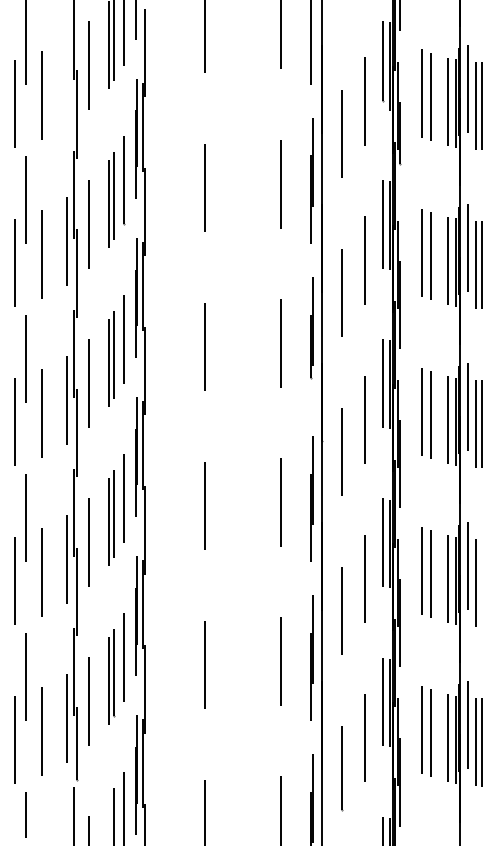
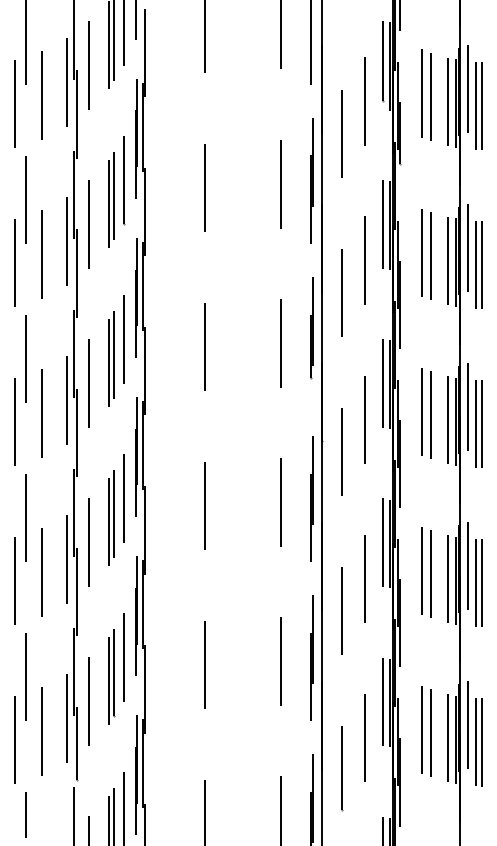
line: none -> present (66, 82)
line: none -> present (481, 583)
line: none -> present (108, 818)
